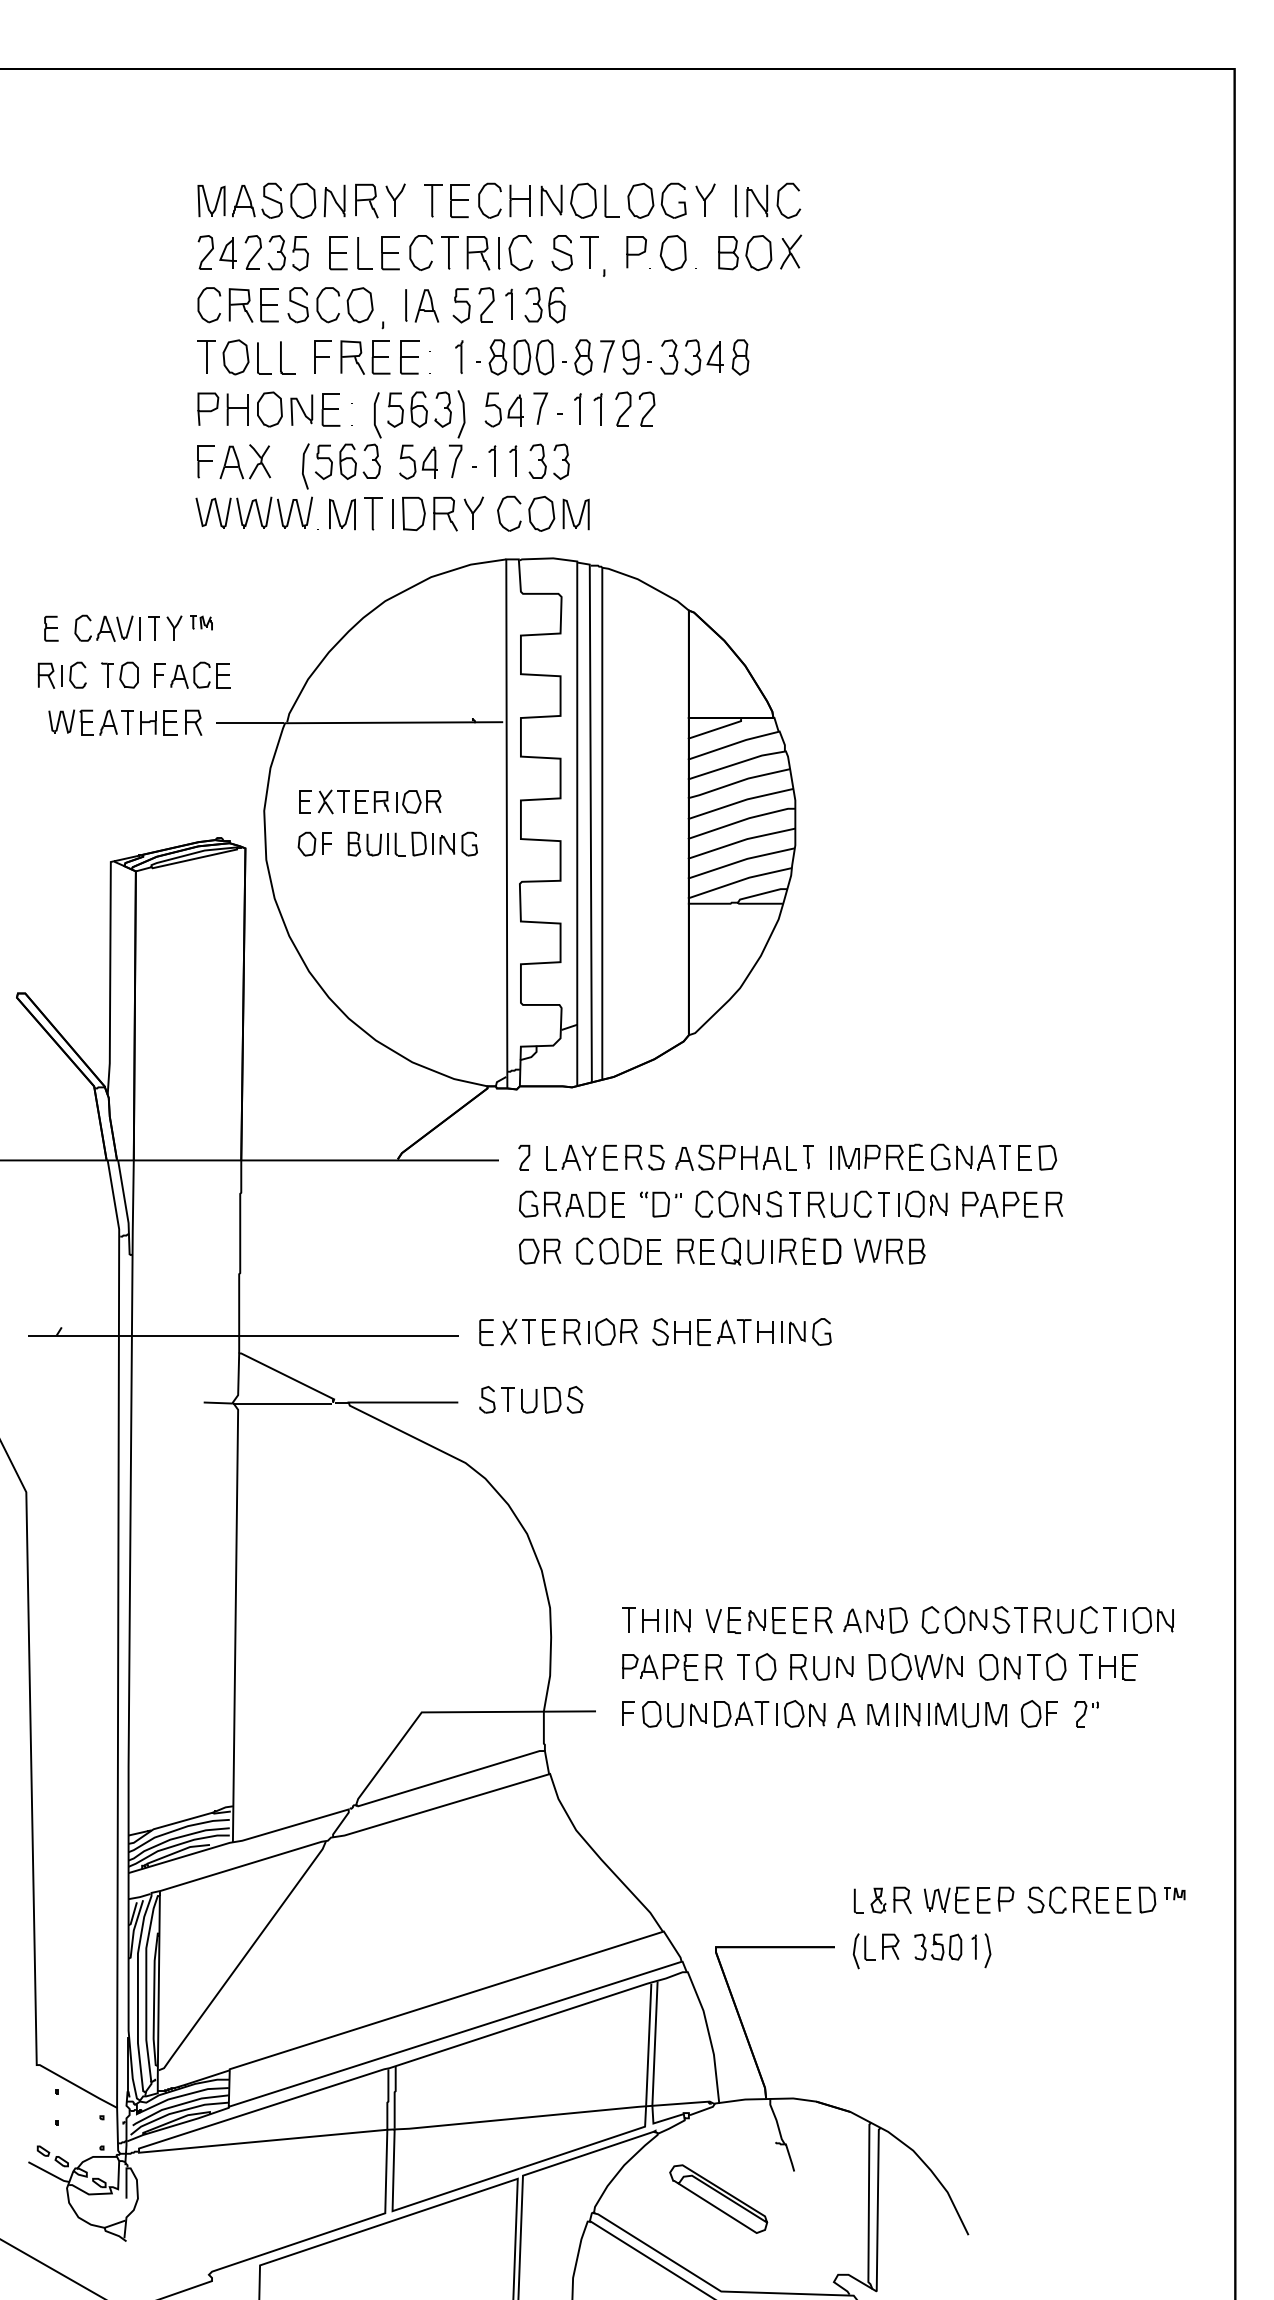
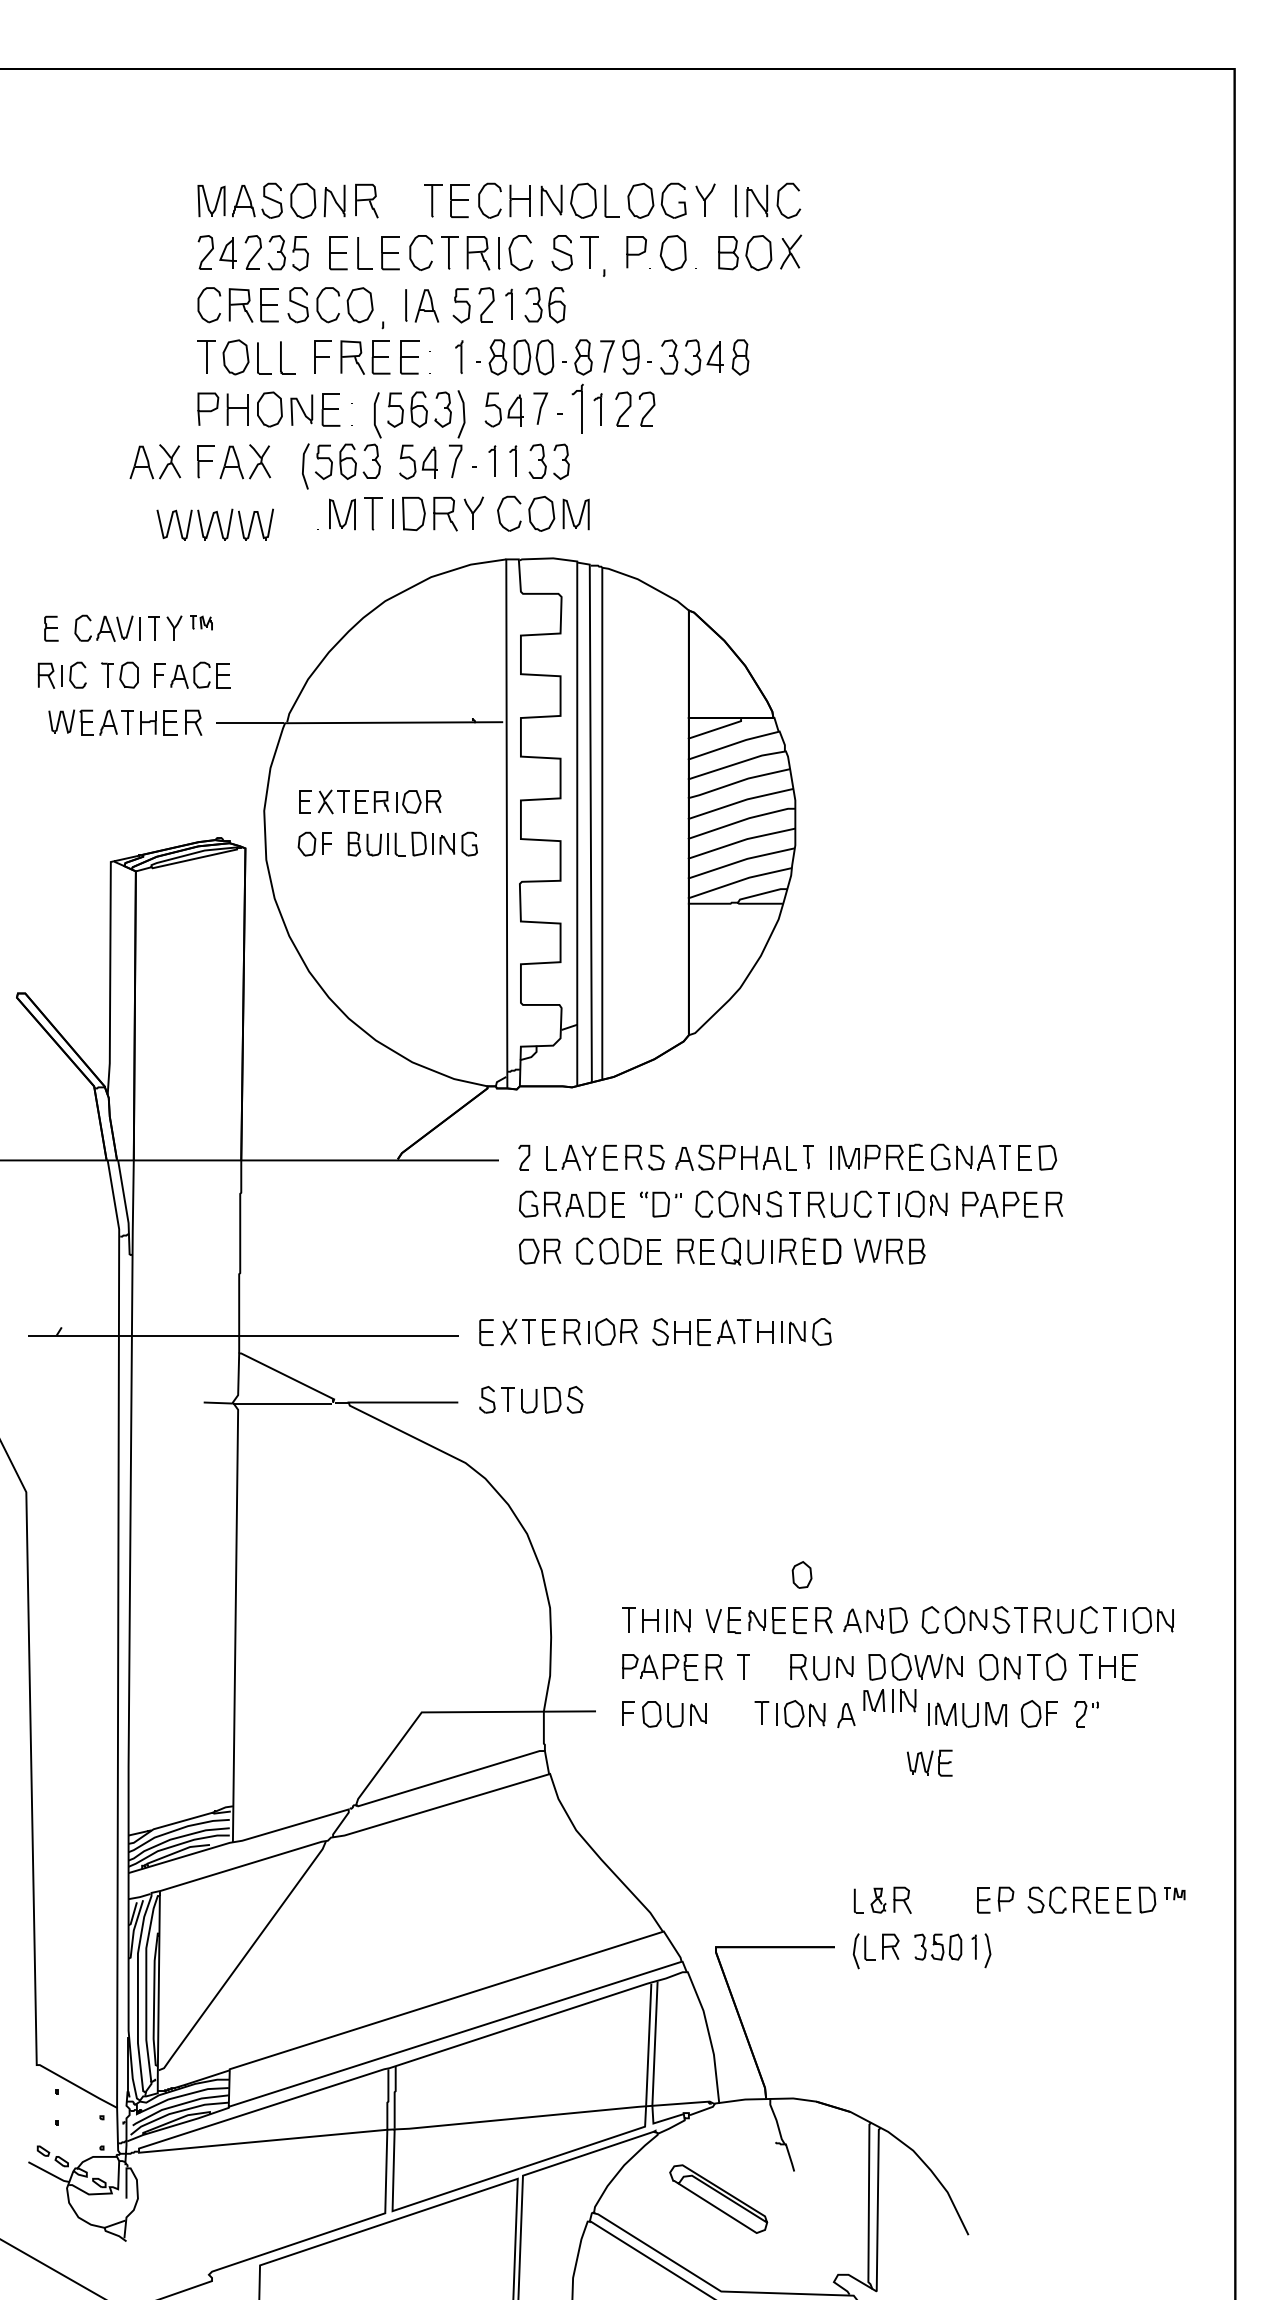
part: present -> none (395, 199)
part size: 8x32 px -> 13x51 px (577, 408)
part: none -> present (155, 461)
part position: (253, 512) -> (214, 524) (214, 524)
part position: (765, 1666) -> (801, 1574) (801, 1574)
part: present -> none (733, 1714)
part position: (893, 1714) -> (889, 1700) (889, 1700)
part position: (946, 1899) -> (929, 1762) (929, 1762)
